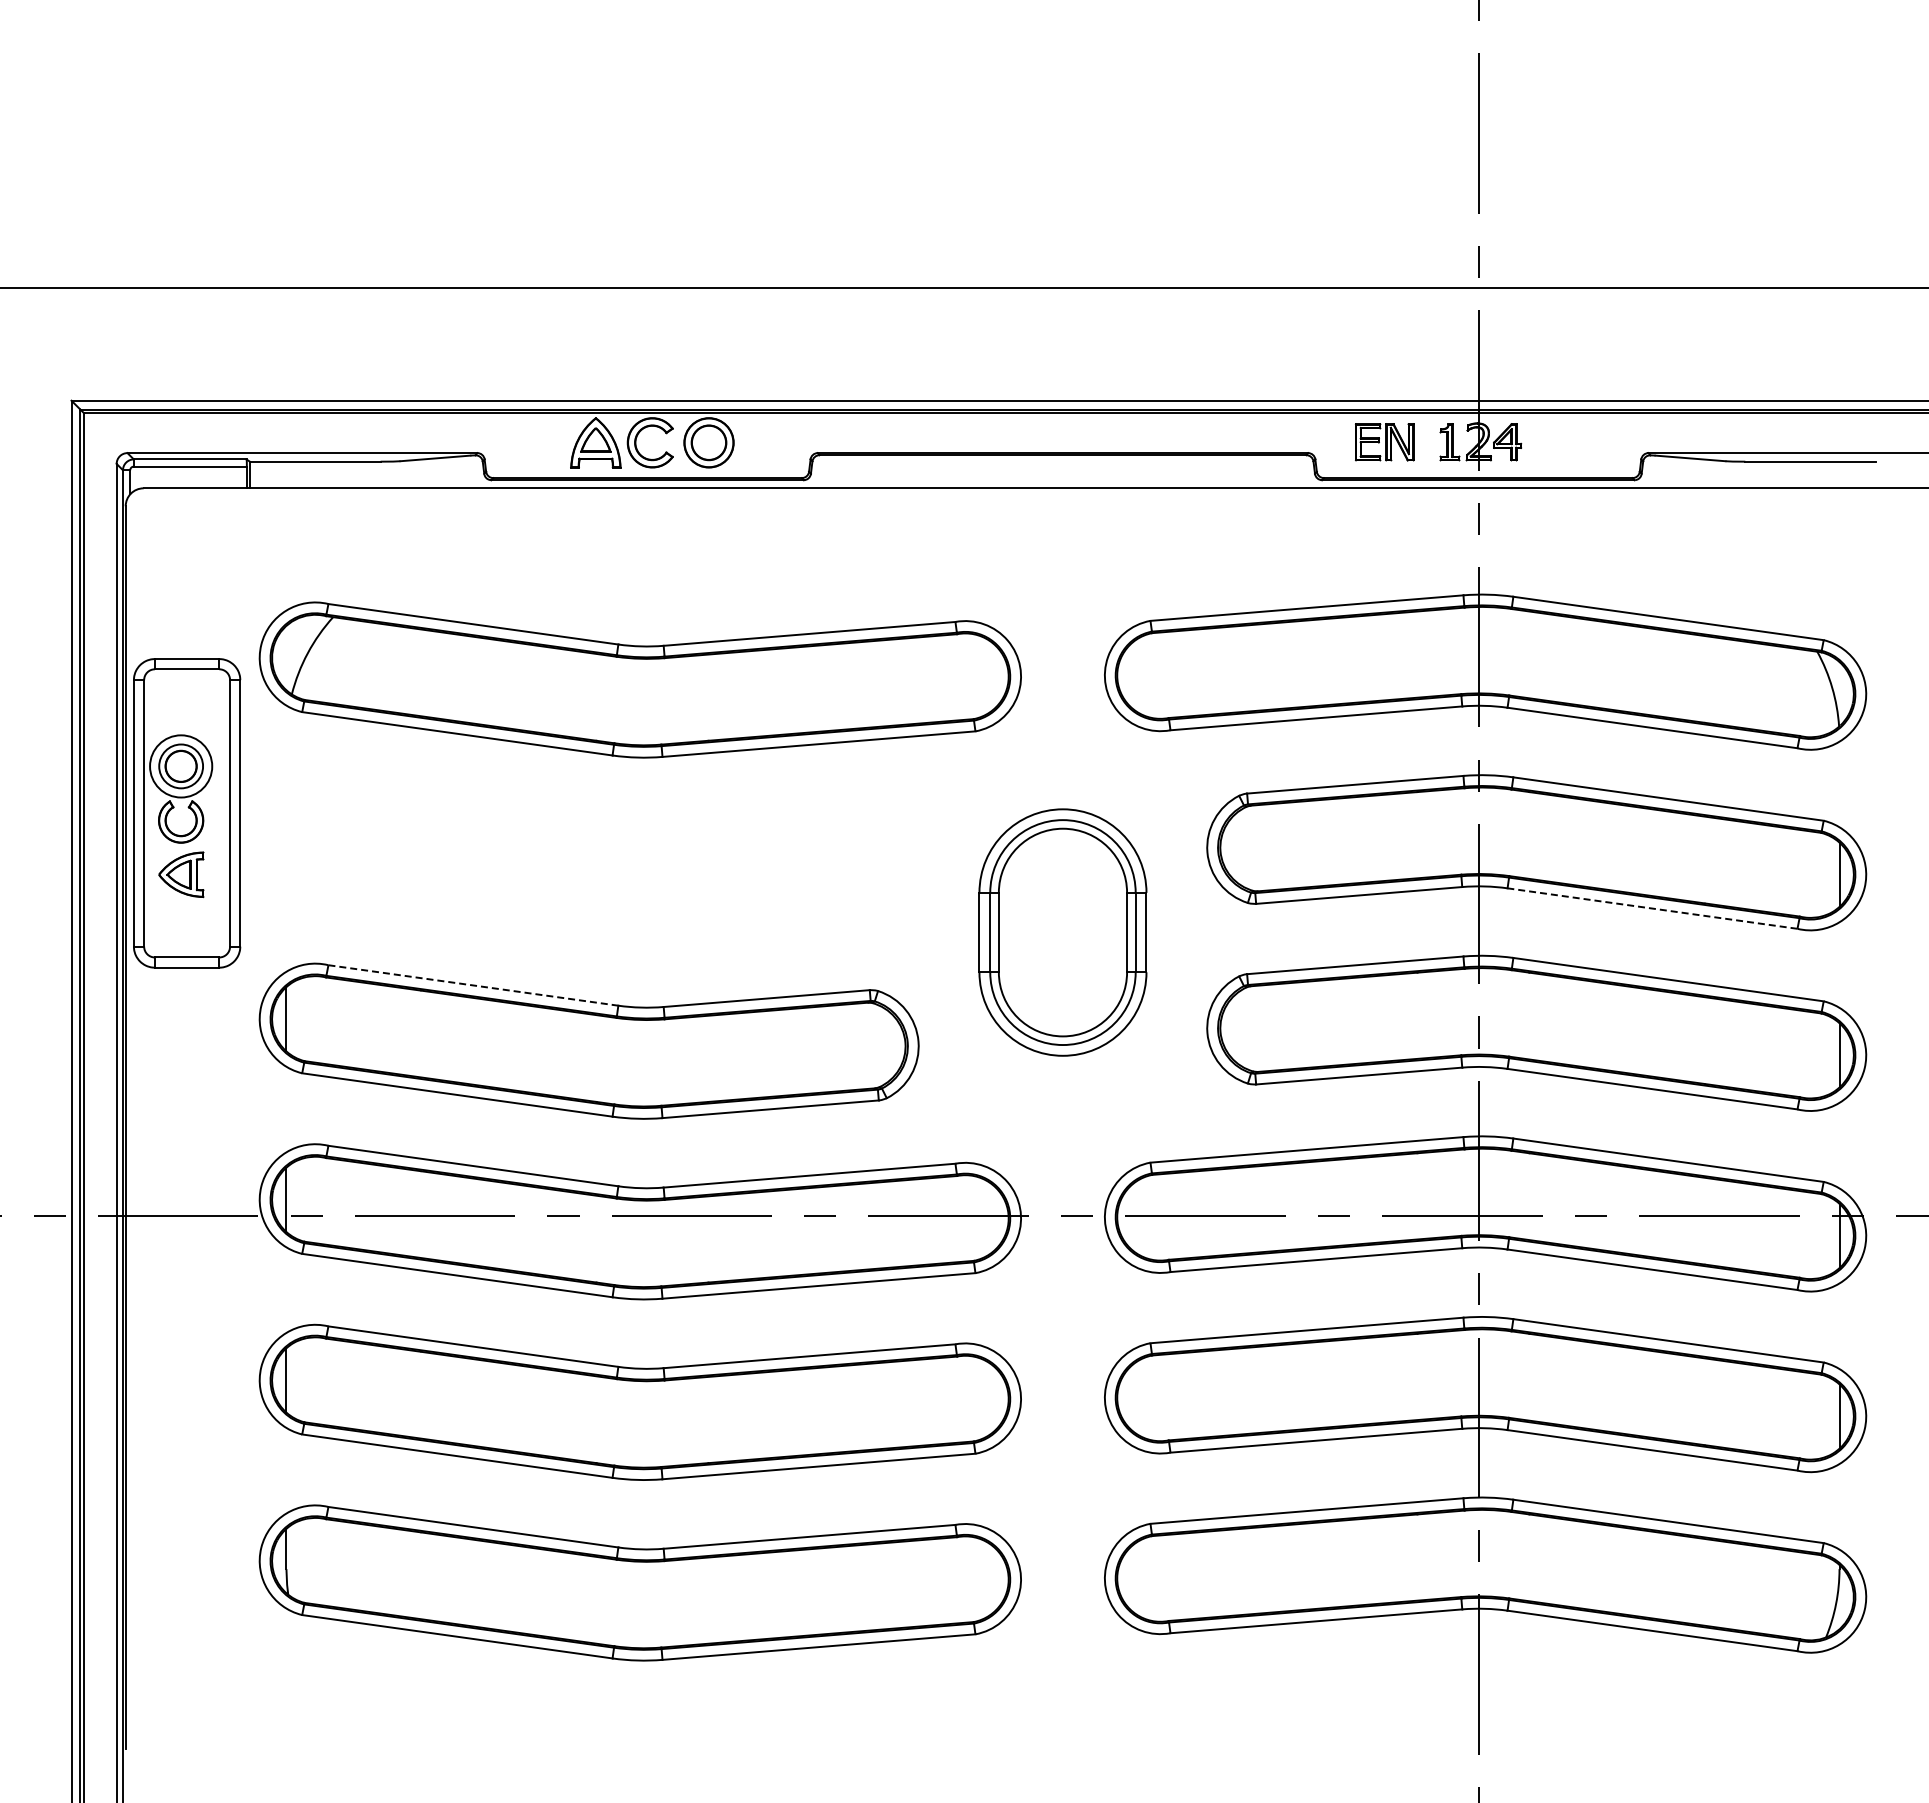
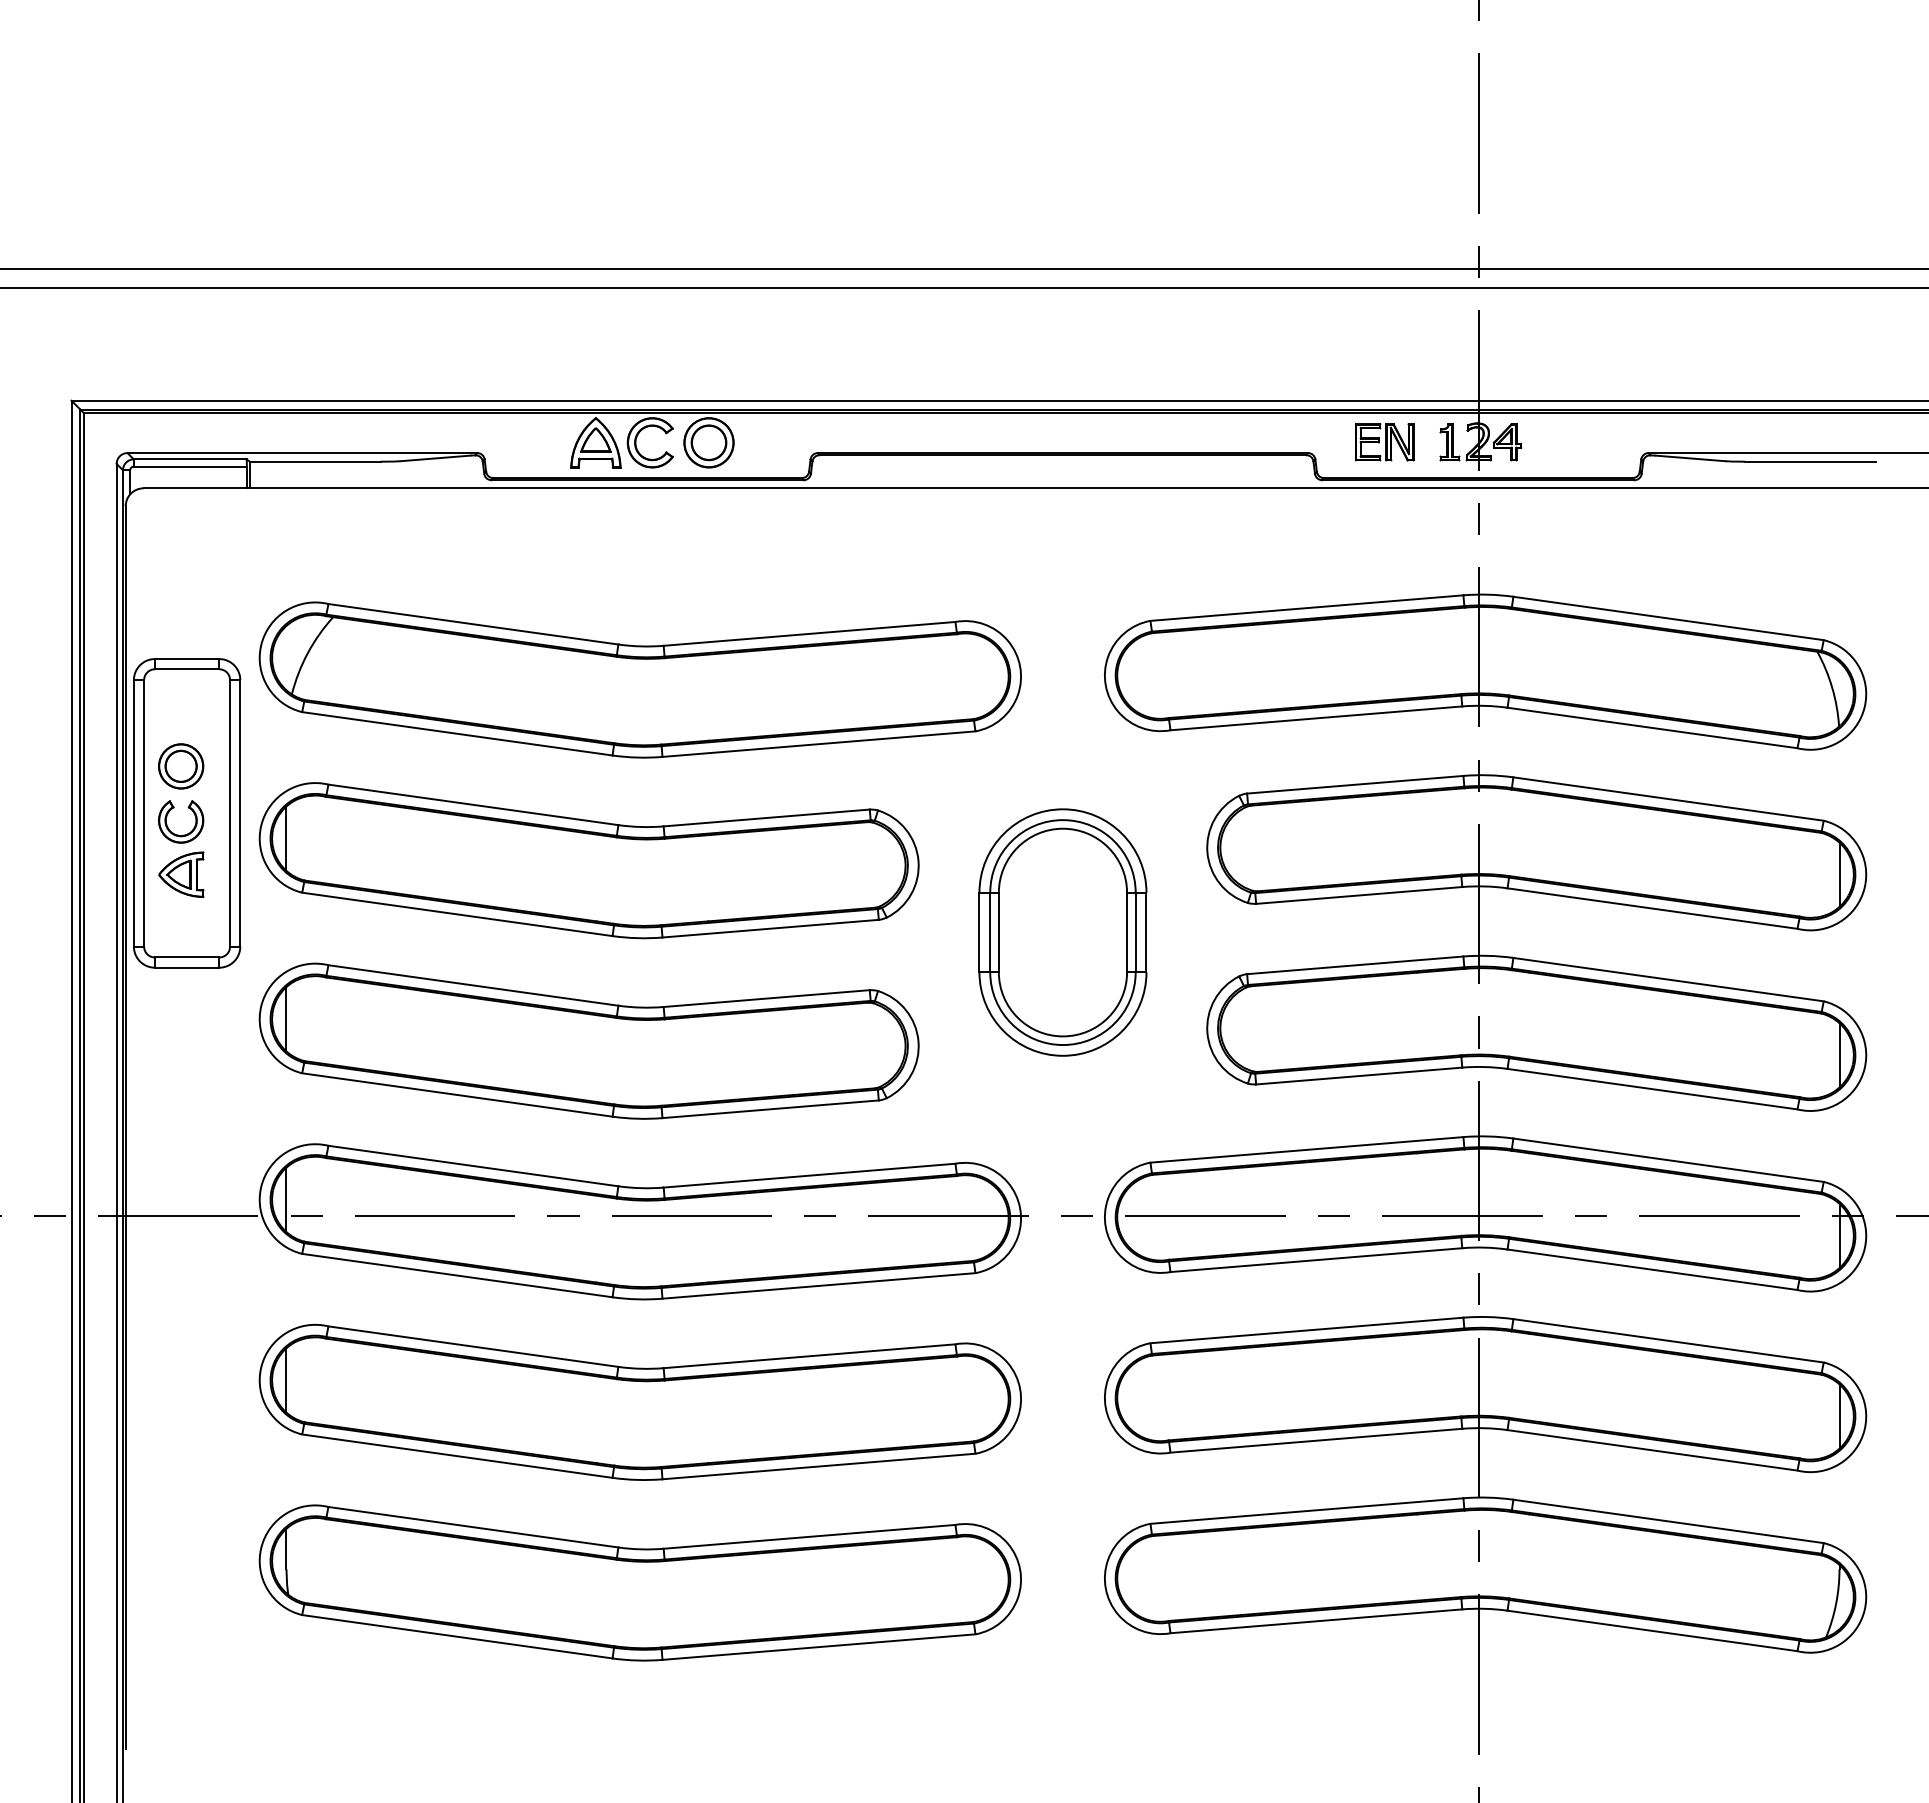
line: none -> present (963, 269)
circle diameter: 62 px -> 44 px (180, 766)
part: none -> present (588, 860)
line: dashed -> solid (1652, 908)
line: dashed -> solid (473, 985)
